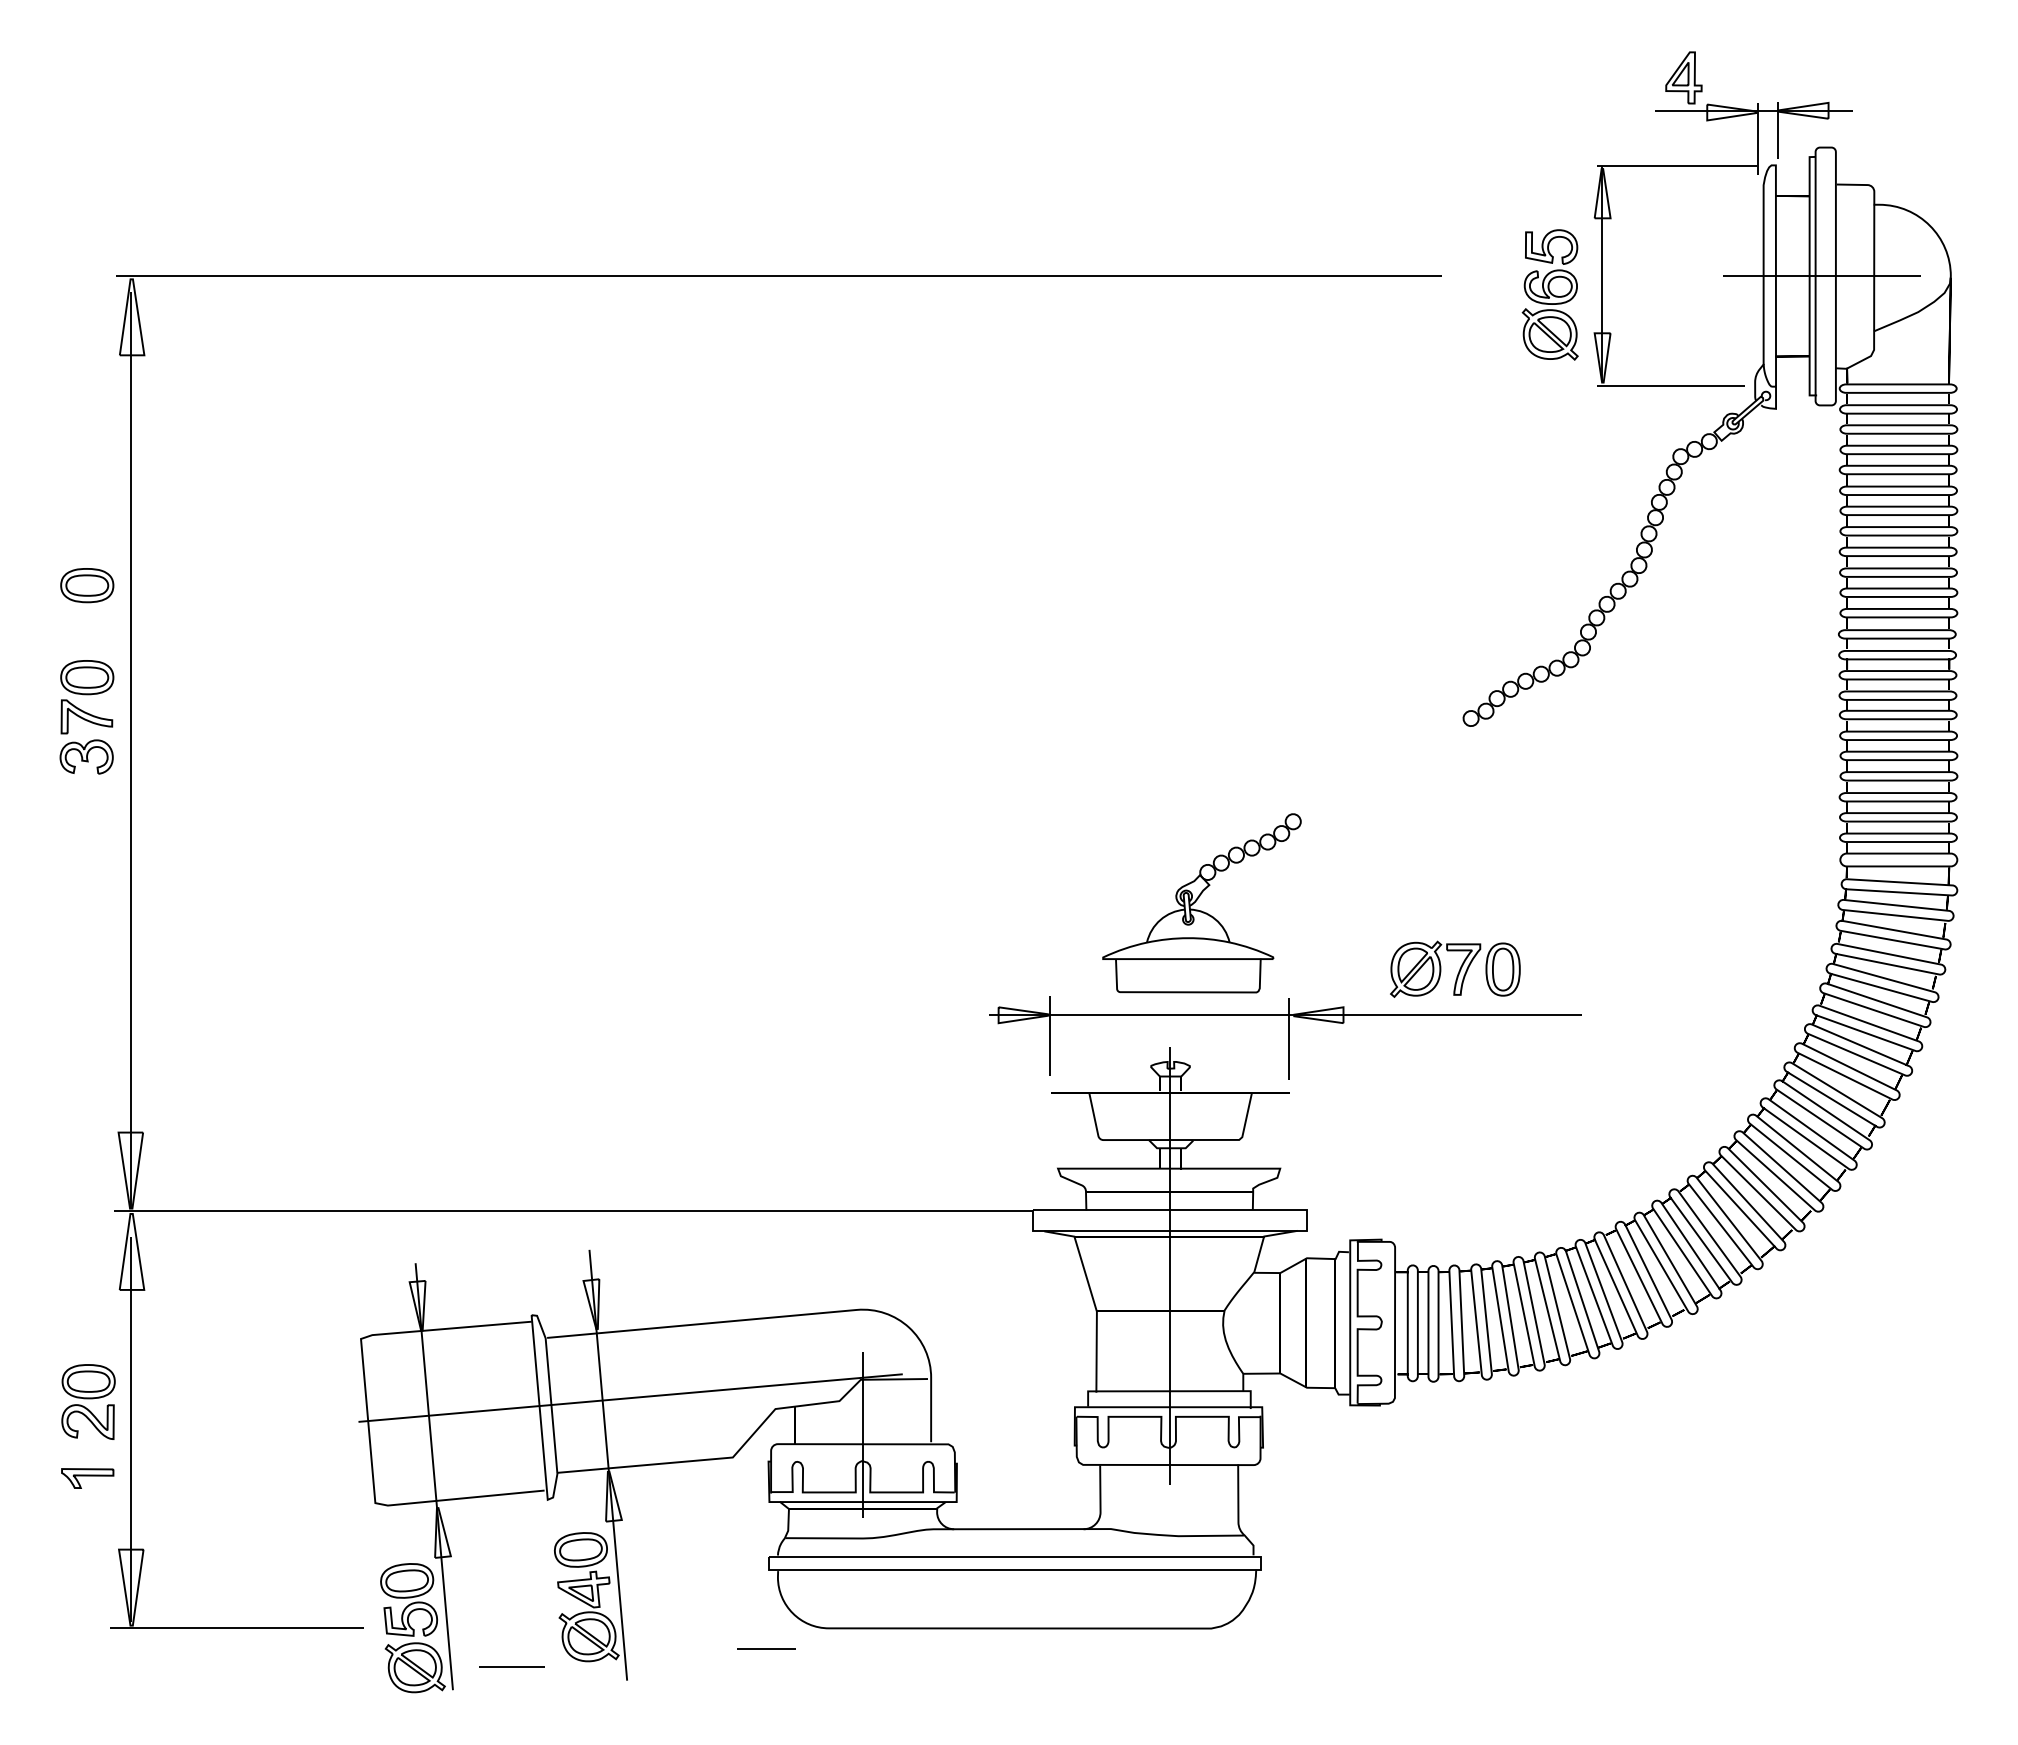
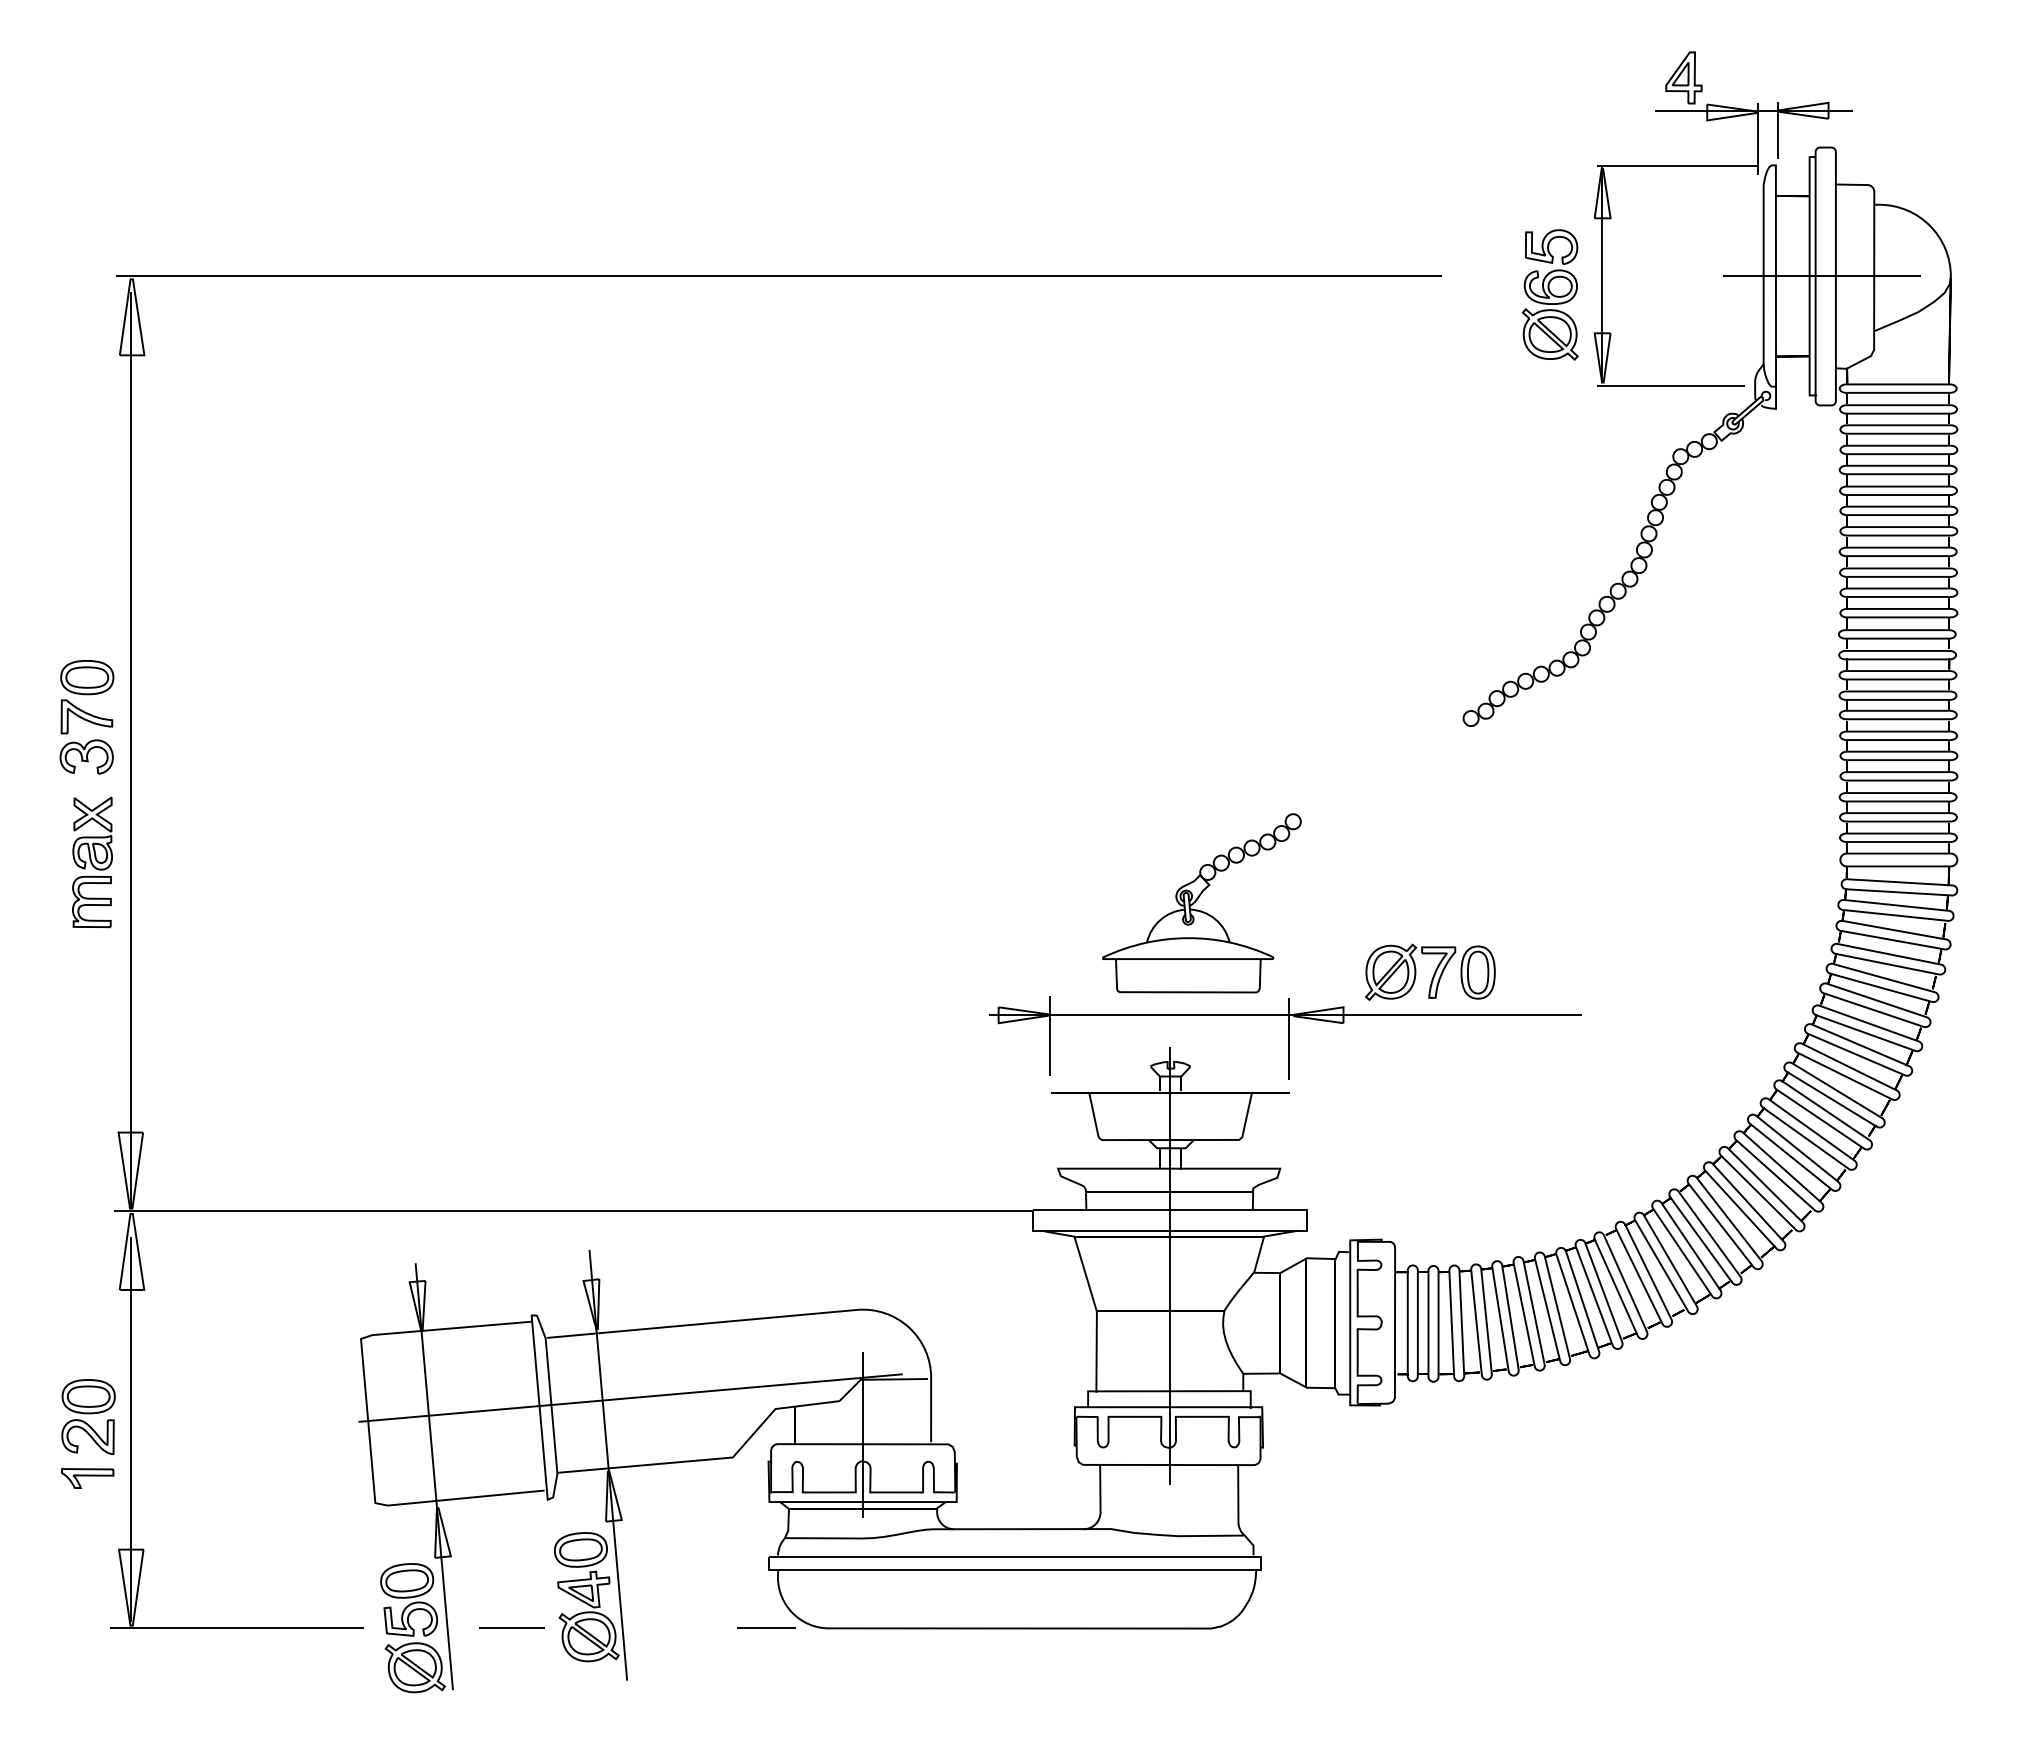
part: present -> none (87, 585)
part: none -> present (92, 862)
part position: (1455, 968) -> (1430, 971) (1430, 971)
part position: (88, 1401) -> (88, 1416) (88, 1416)
line position: (766, 1648) -> (766, 1627) (766, 1627)
line position: (511, 1666) -> (511, 1627) (511, 1627)
